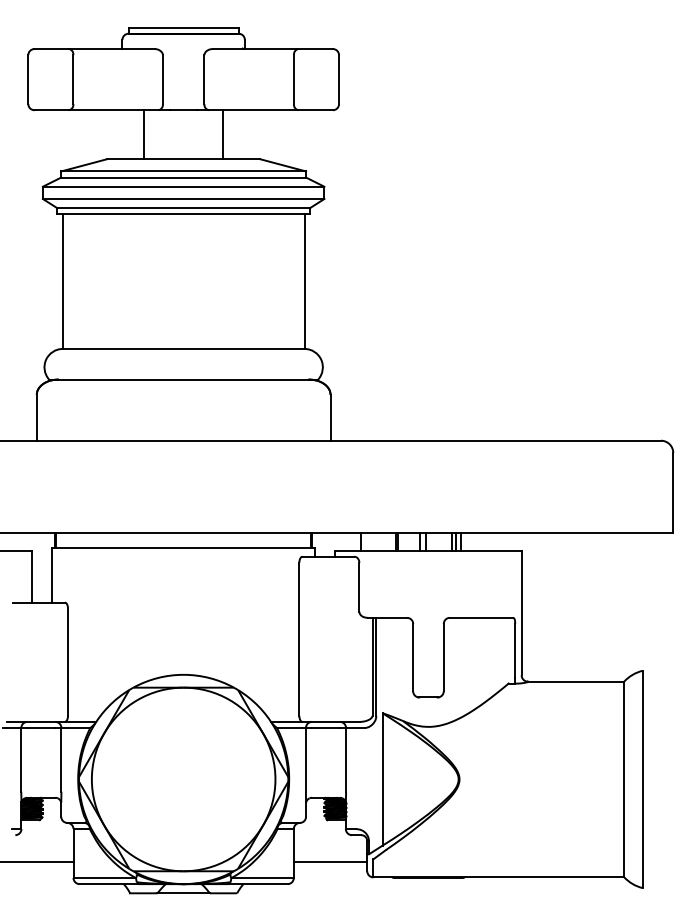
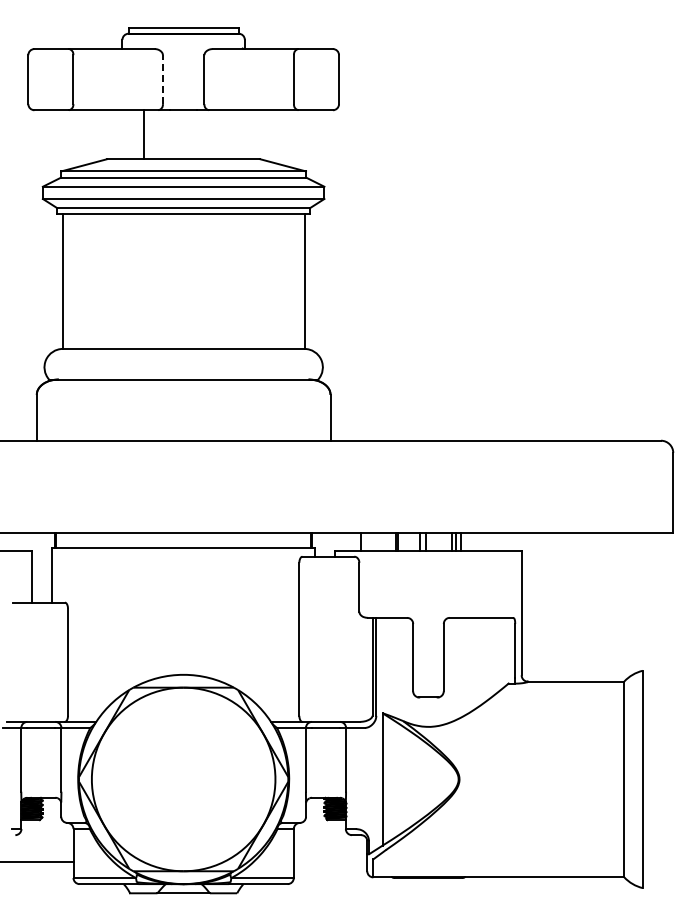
line: solid -> dashed (162, 79)
line: present -> none (223, 134)
line: present -> none (330, 862)
